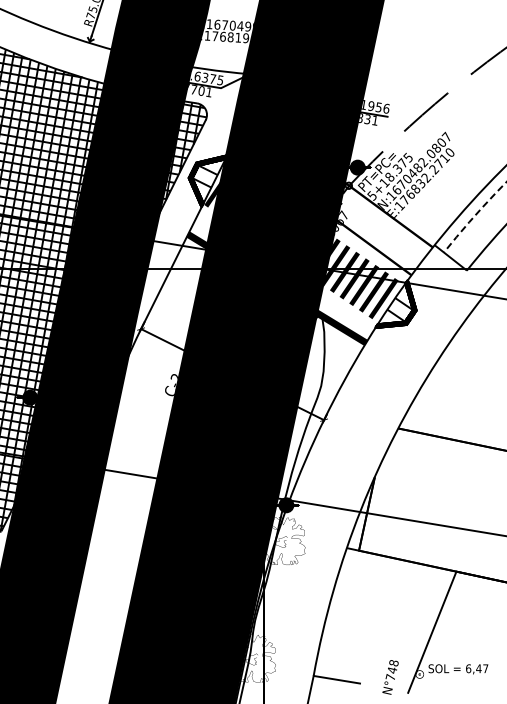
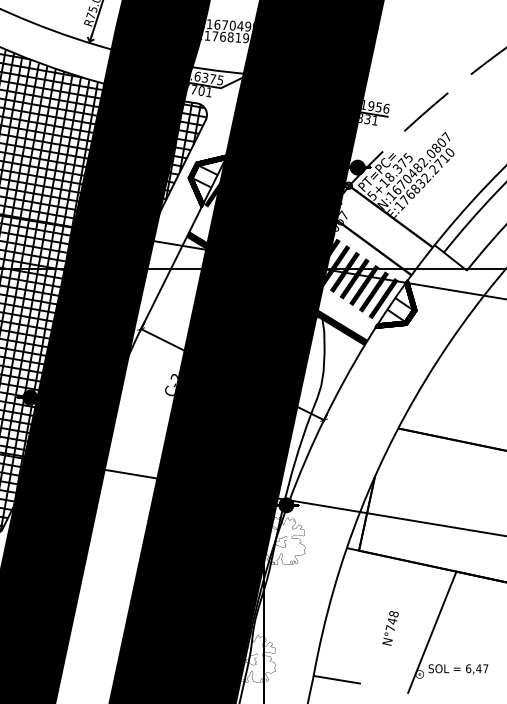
arc: dashed -> solid (474, 216)
text position: (390, 677) -> (390, 628) (390, 628)
